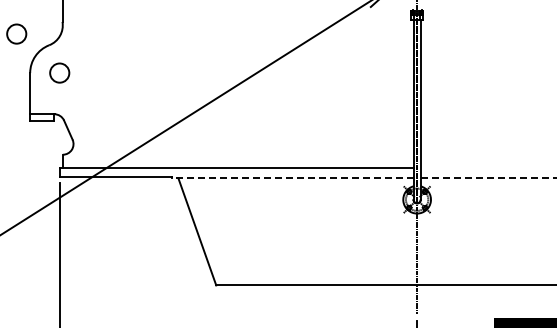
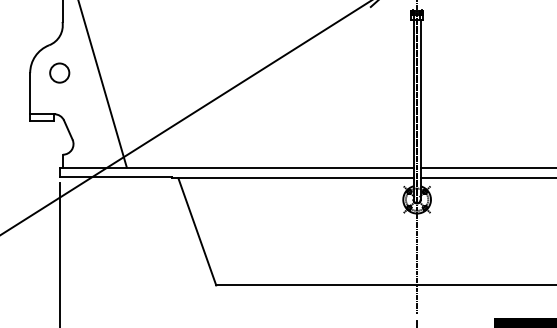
circle: present -> none (16, 33)
line: none -> present (102, 84)
line: none -> present (486, 167)
line: dashed -> solid (292, 178)
line: dashed -> solid (488, 178)
